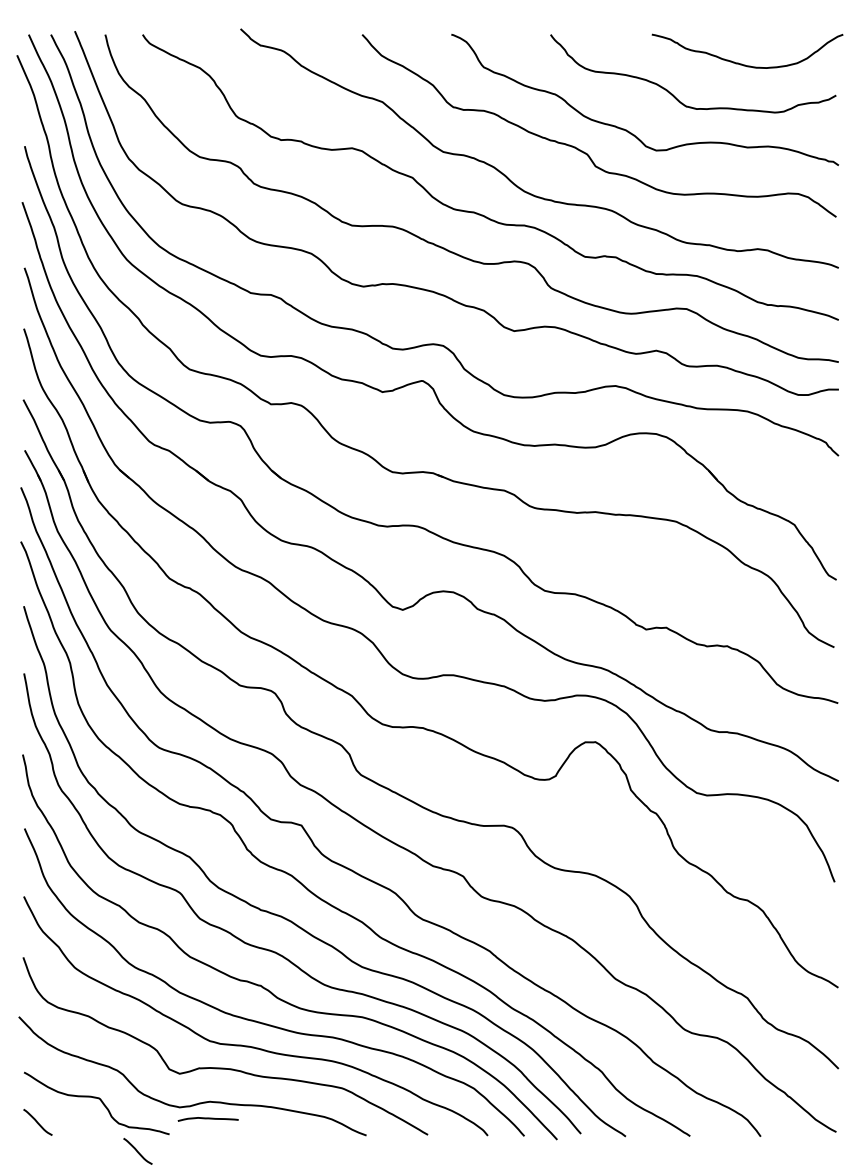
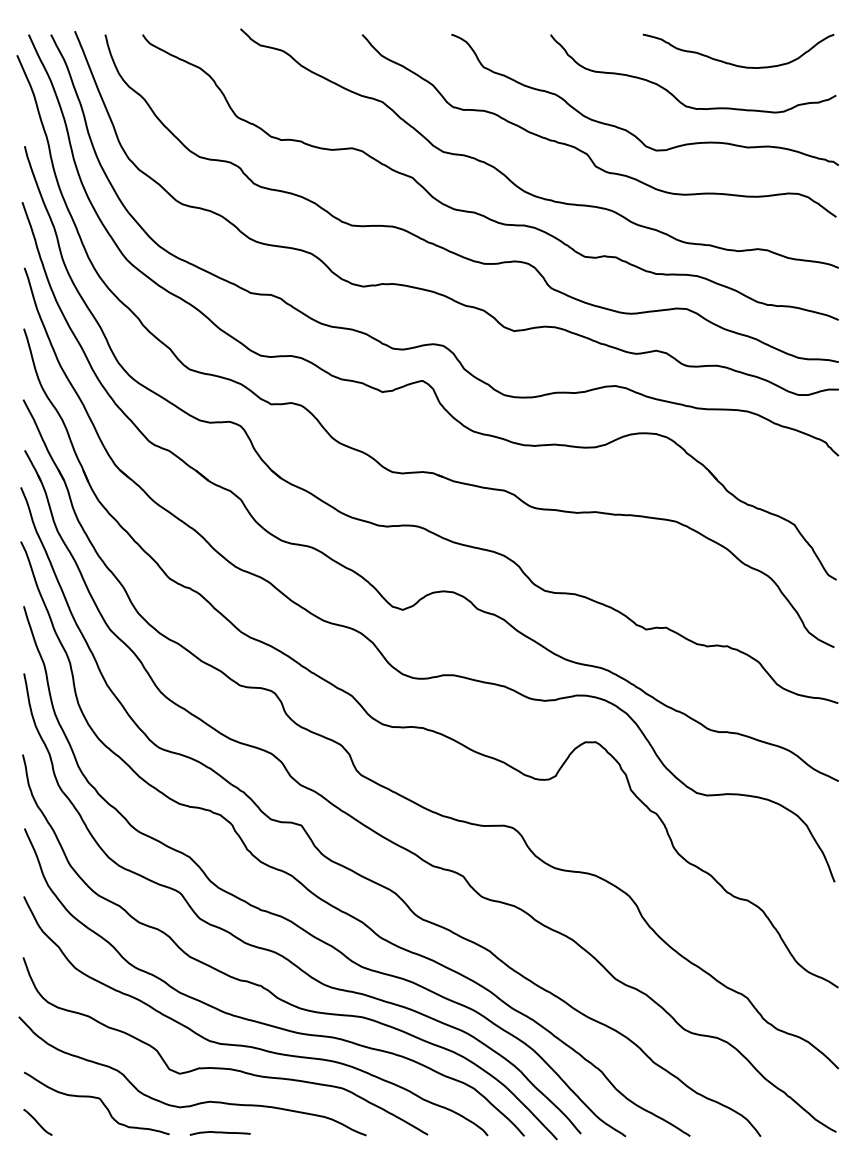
curve position: (745, 64) -> (736, 64) (736, 64)
curve position: (207, 1119) -> (219, 1133) (219, 1133)
curve: present -> none (137, 1151)
